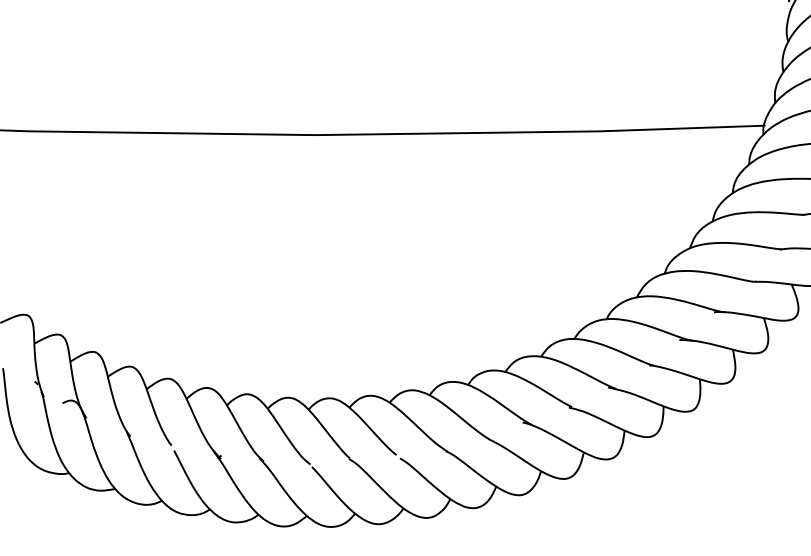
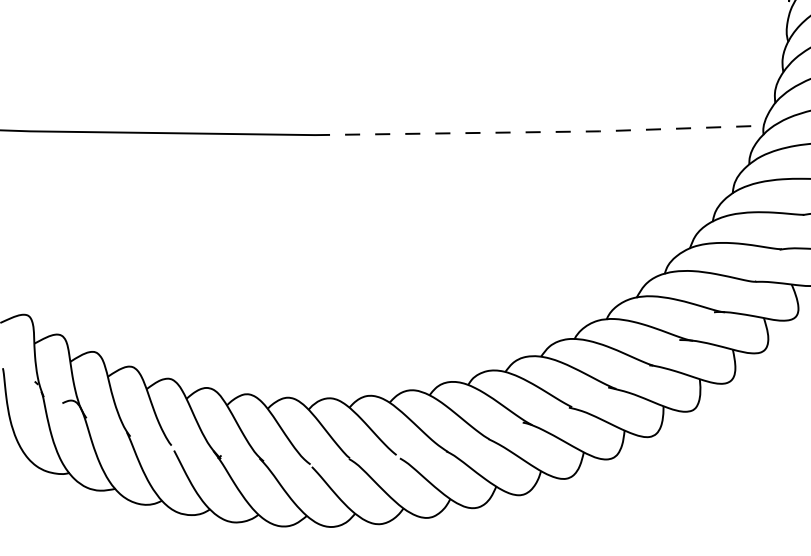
line: solid -> dashed (540, 132)
